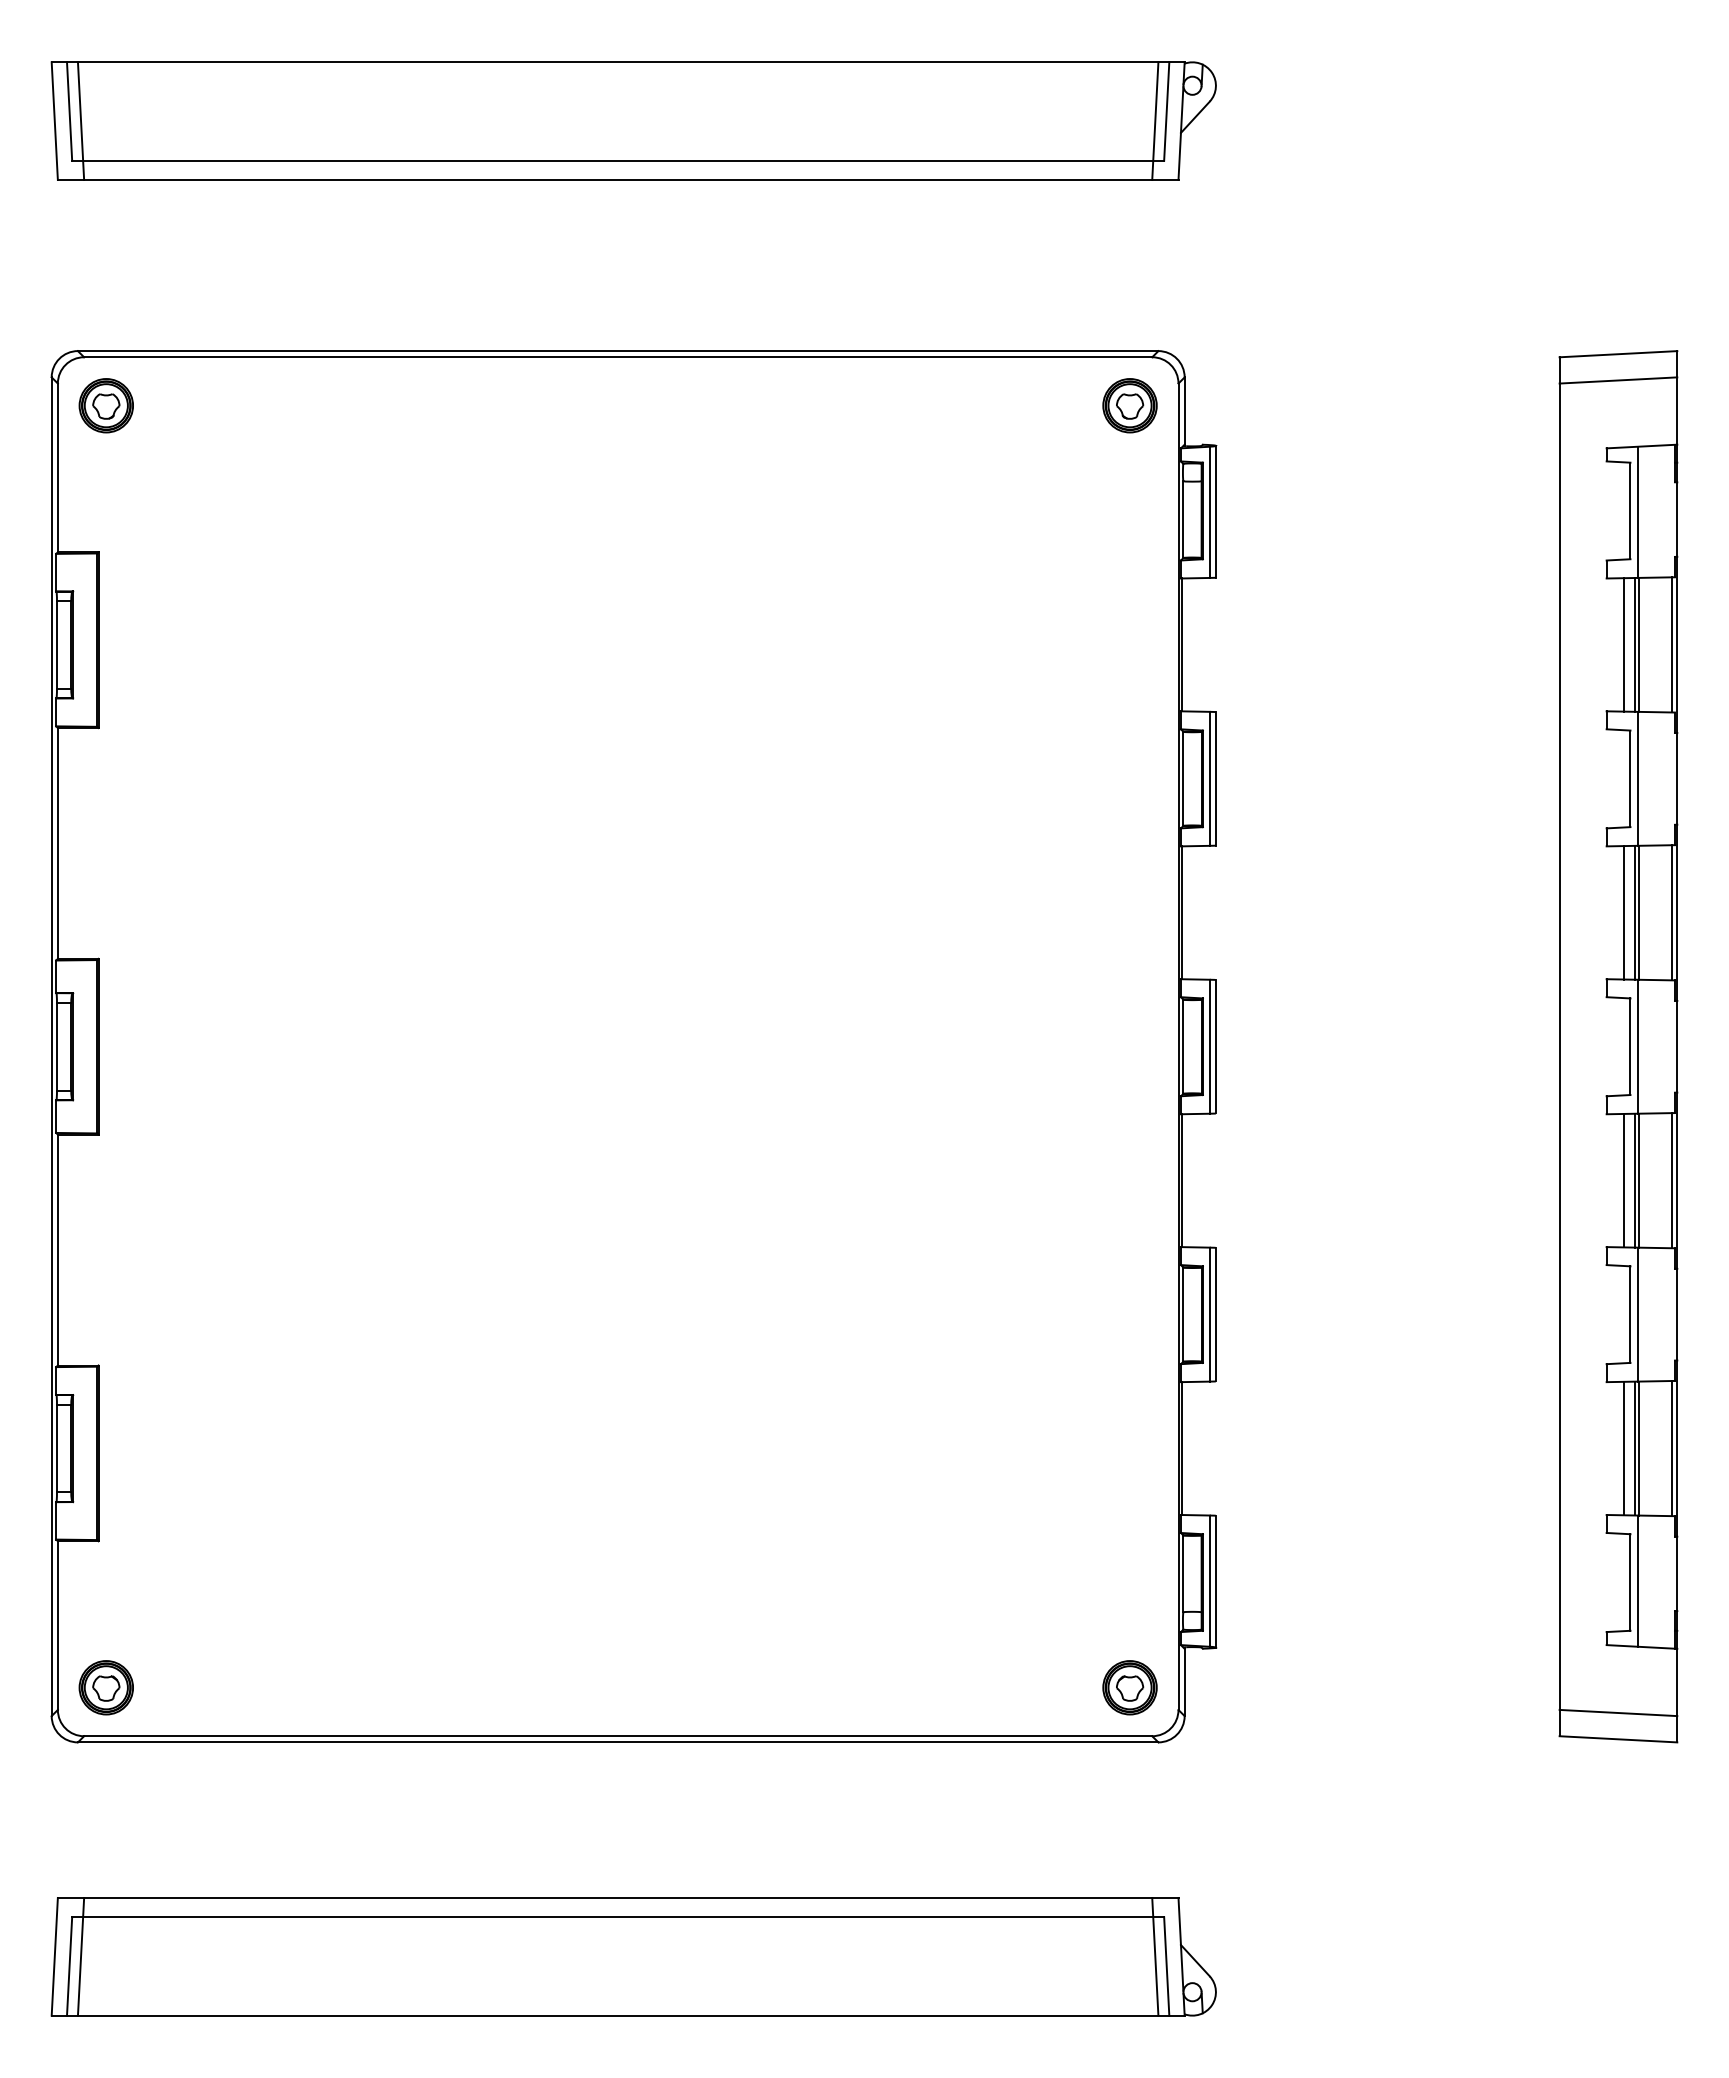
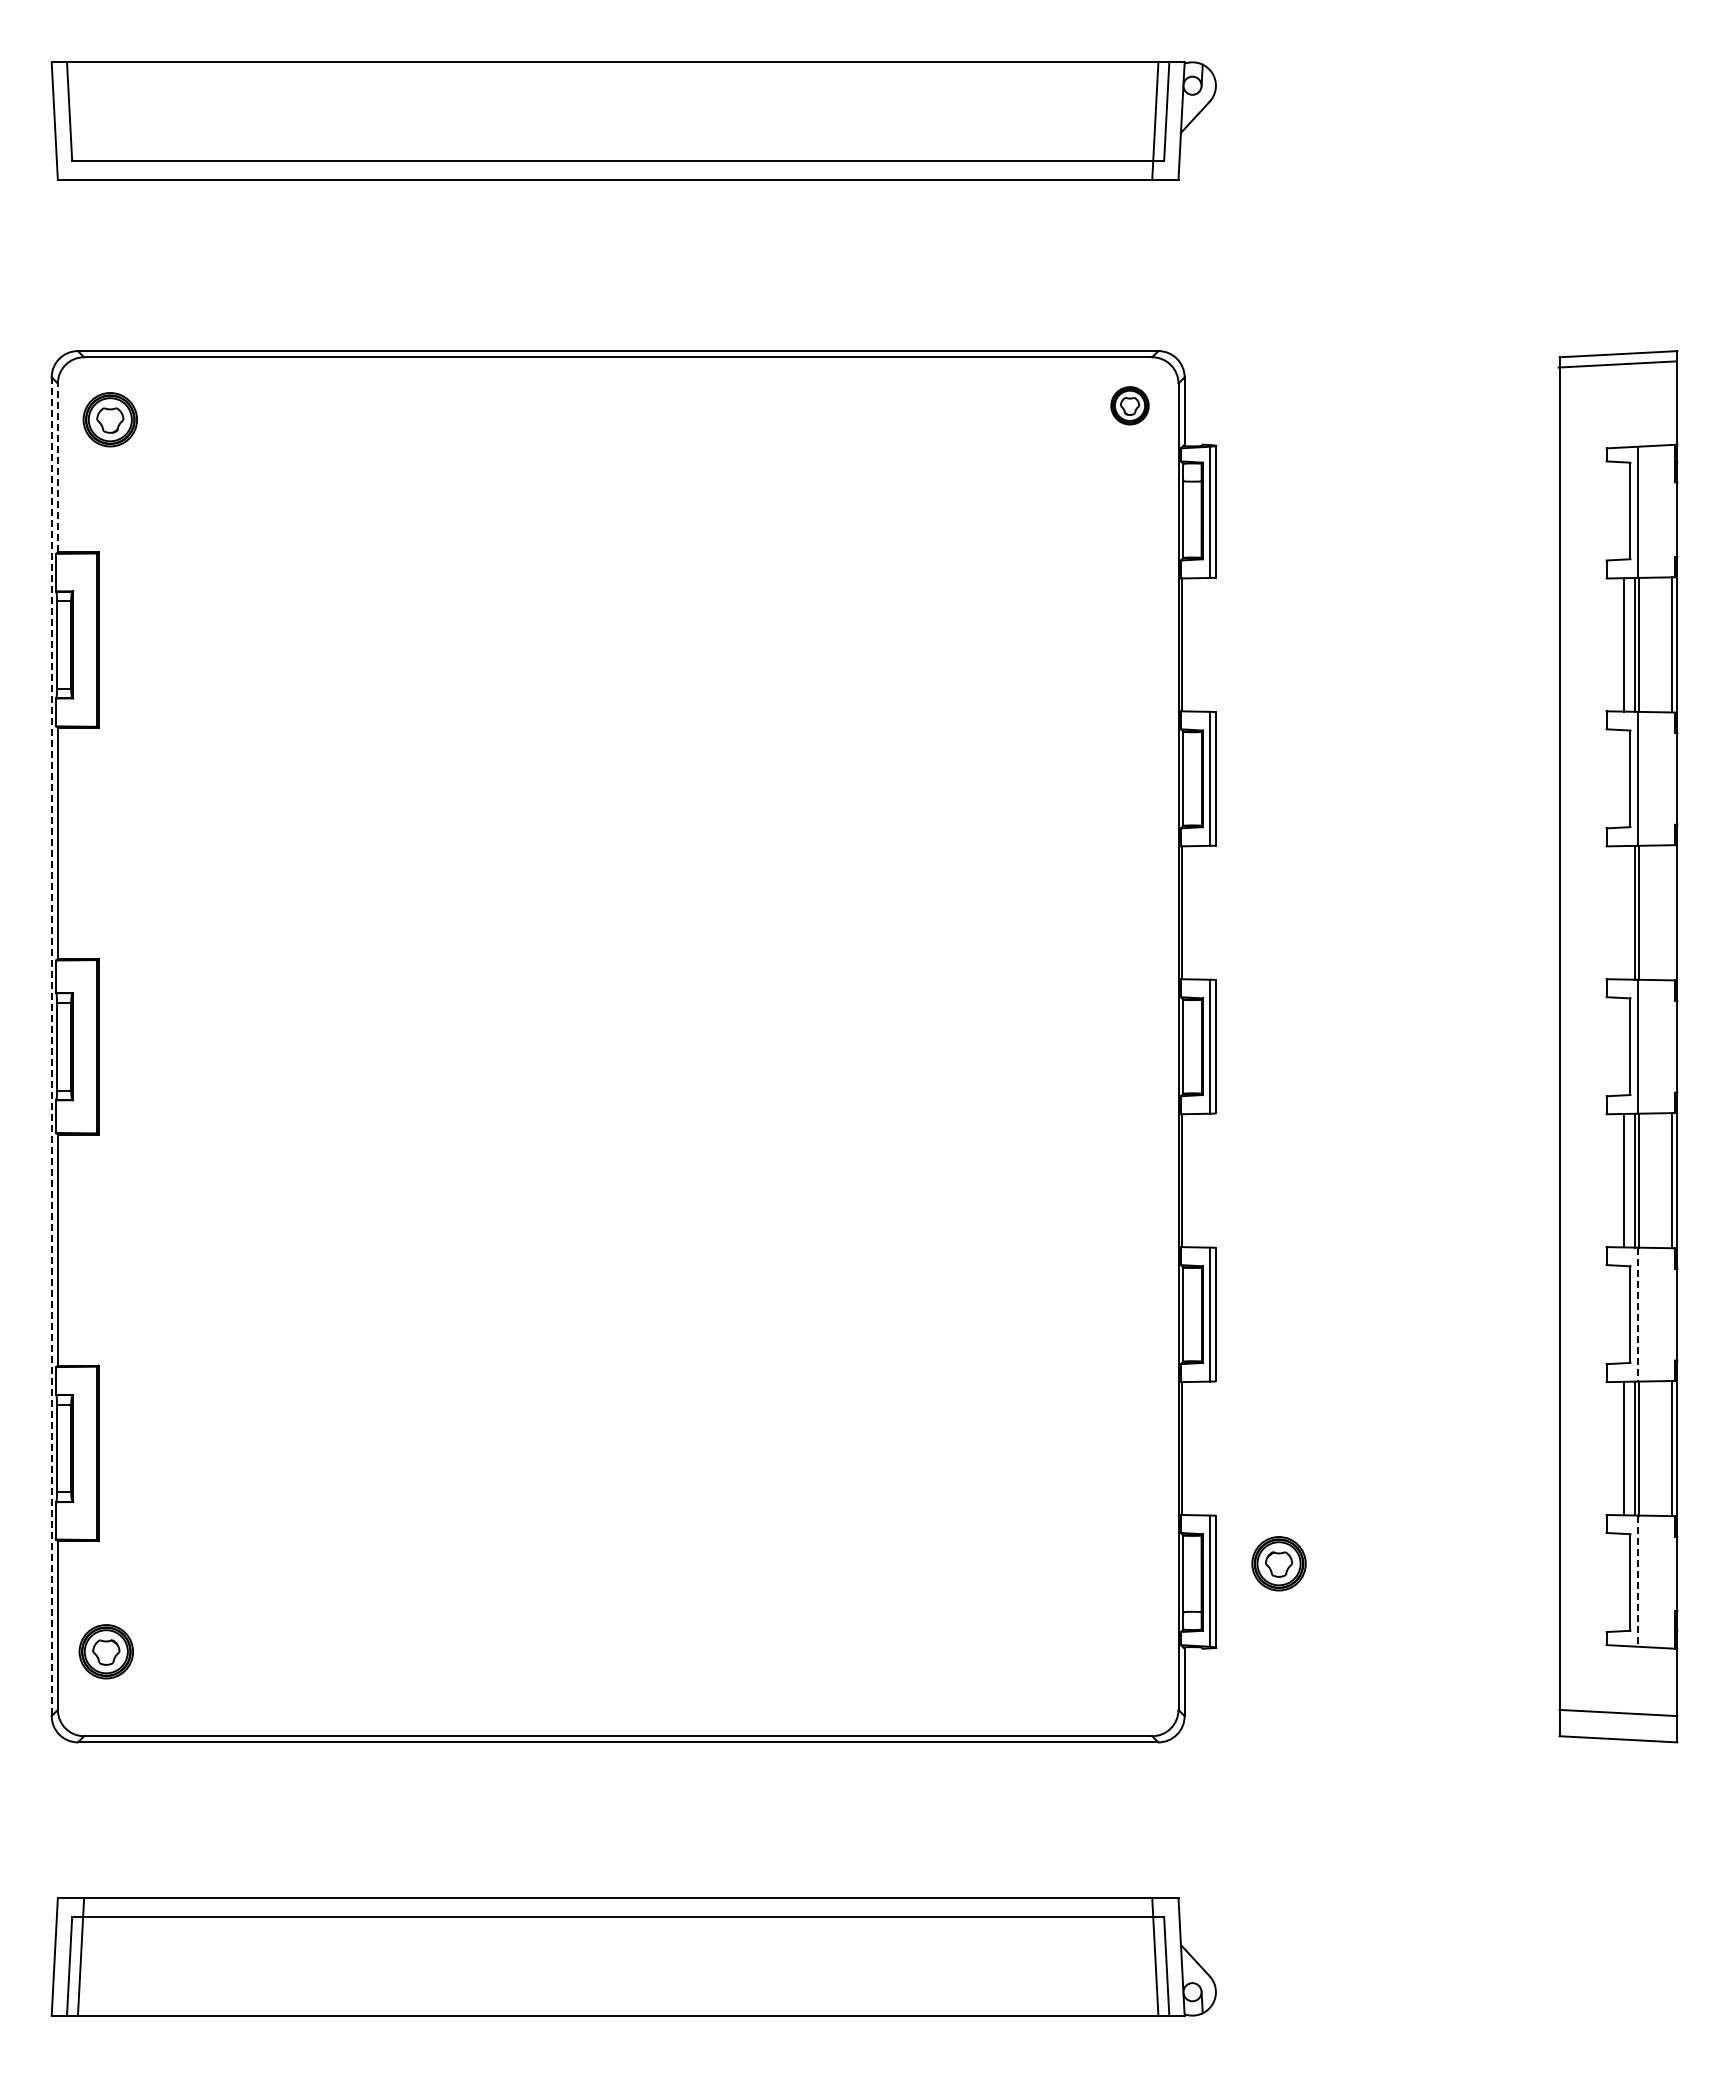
line: present -> none (80, 121)
line position: (1618, 380) -> (1617, 364) (1617, 364)
part position: (105, 405) -> (109, 419) (109, 419)
part size: 56x56 px -> 40x40 px (1129, 405)
line: solid -> dashed (57, 467)
line: present -> none (1624, 912)
line: present -> none (1672, 912)
line: solid -> dashed (51, 1047)
line: solid -> dashed (1637, 1314)
line: solid -> dashed (1637, 1581)
part position: (105, 1687) -> (105, 1651) (105, 1651)
part position: (1129, 1687) -> (1278, 1563) (1278, 1563)
